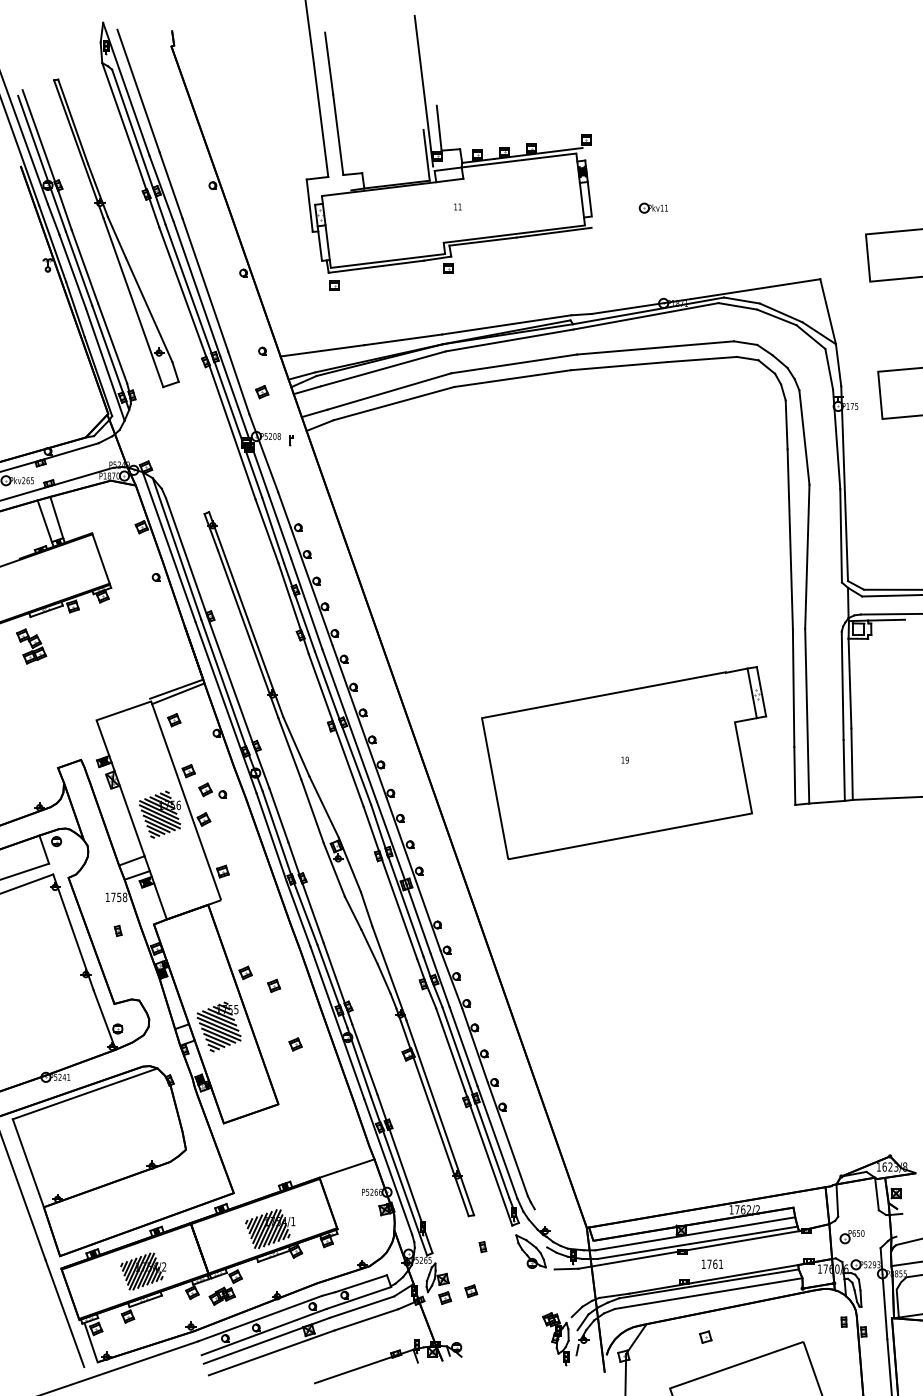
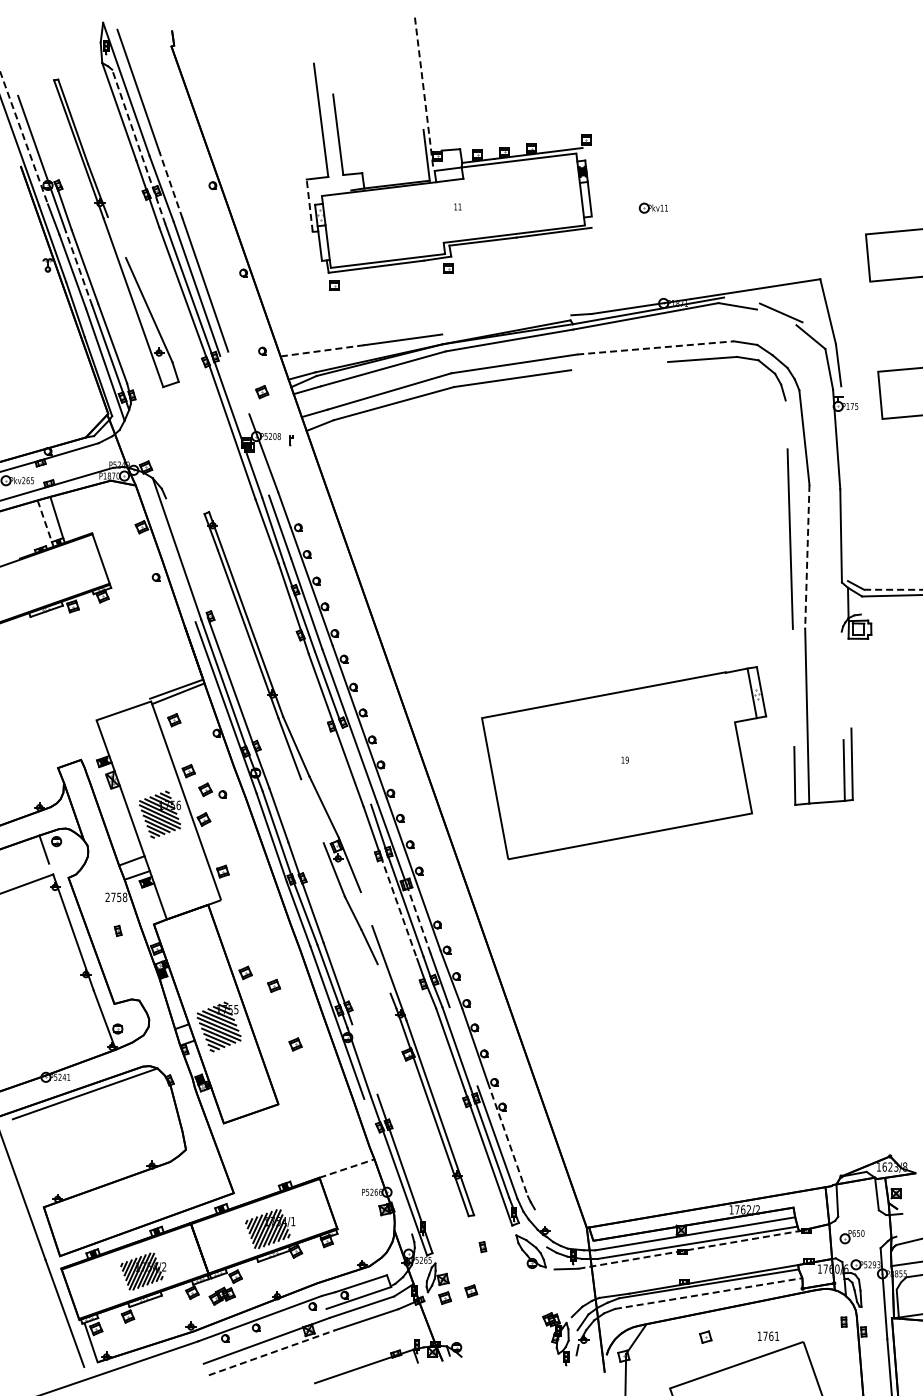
line: present -> none (309, 32)
line: present -> none (329, 63)
line: solid -> dashed (423, 91)
line: present -> none (438, 127)
line: solid -> dashed (24, 137)
line: present -> none (39, 138)
line: solid -> dashed (138, 147)
line: solid -> dashed (170, 185)
line: solid -> dashed (309, 205)
line: present -> none (116, 237)
line: solid -> dashed (78, 268)
line: present -> none (741, 300)
line: present -> none (776, 317)
line: present -> none (506, 324)
line: present -> none (818, 333)
line: solid -> dashed (655, 347)
line: solid -> dashed (321, 350)
line: present -> none (619, 366)
line: present -> none (238, 382)
line: present -> none (786, 424)
line: present -> none (244, 425)
line: present -> none (844, 483)
line: solid -> dashed (44, 521)
line: present -> none (168, 547)
line: solid -> dashed (807, 556)
line: present -> none (186, 557)
line: solid -> dashed (893, 589)
line: present -> none (889, 613)
line: present -> none (886, 619)
part: present -> none (31, 646)
line: present -> none (849, 683)
line: present -> none (842, 685)
line: present -> none (793, 687)
line: present -> none (356, 763)
line: present -> none (885, 798)
line: present -> none (312, 811)
line: present -> none (25, 871)
text: 1758 -> 2758 (107, 896)
line: solid -> dashed (398, 907)
line: present -> none (366, 909)
line: solid -> dashed (418, 919)
line: present -> none (383, 978)
line: present -> none (463, 1046)
line: present -> none (364, 1059)
line: solid -> dashed (508, 1139)
line: present -> none (27, 1163)
line: present -> none (388, 1166)
line: solid -> dashed (347, 1168)
line: solid -> dashed (688, 1249)
text position: (712, 1263) -> (768, 1335) (768, 1335)
line: solid -> dashed (708, 1293)
line: present -> none (263, 1331)
line: solid -> dashed (271, 1352)
